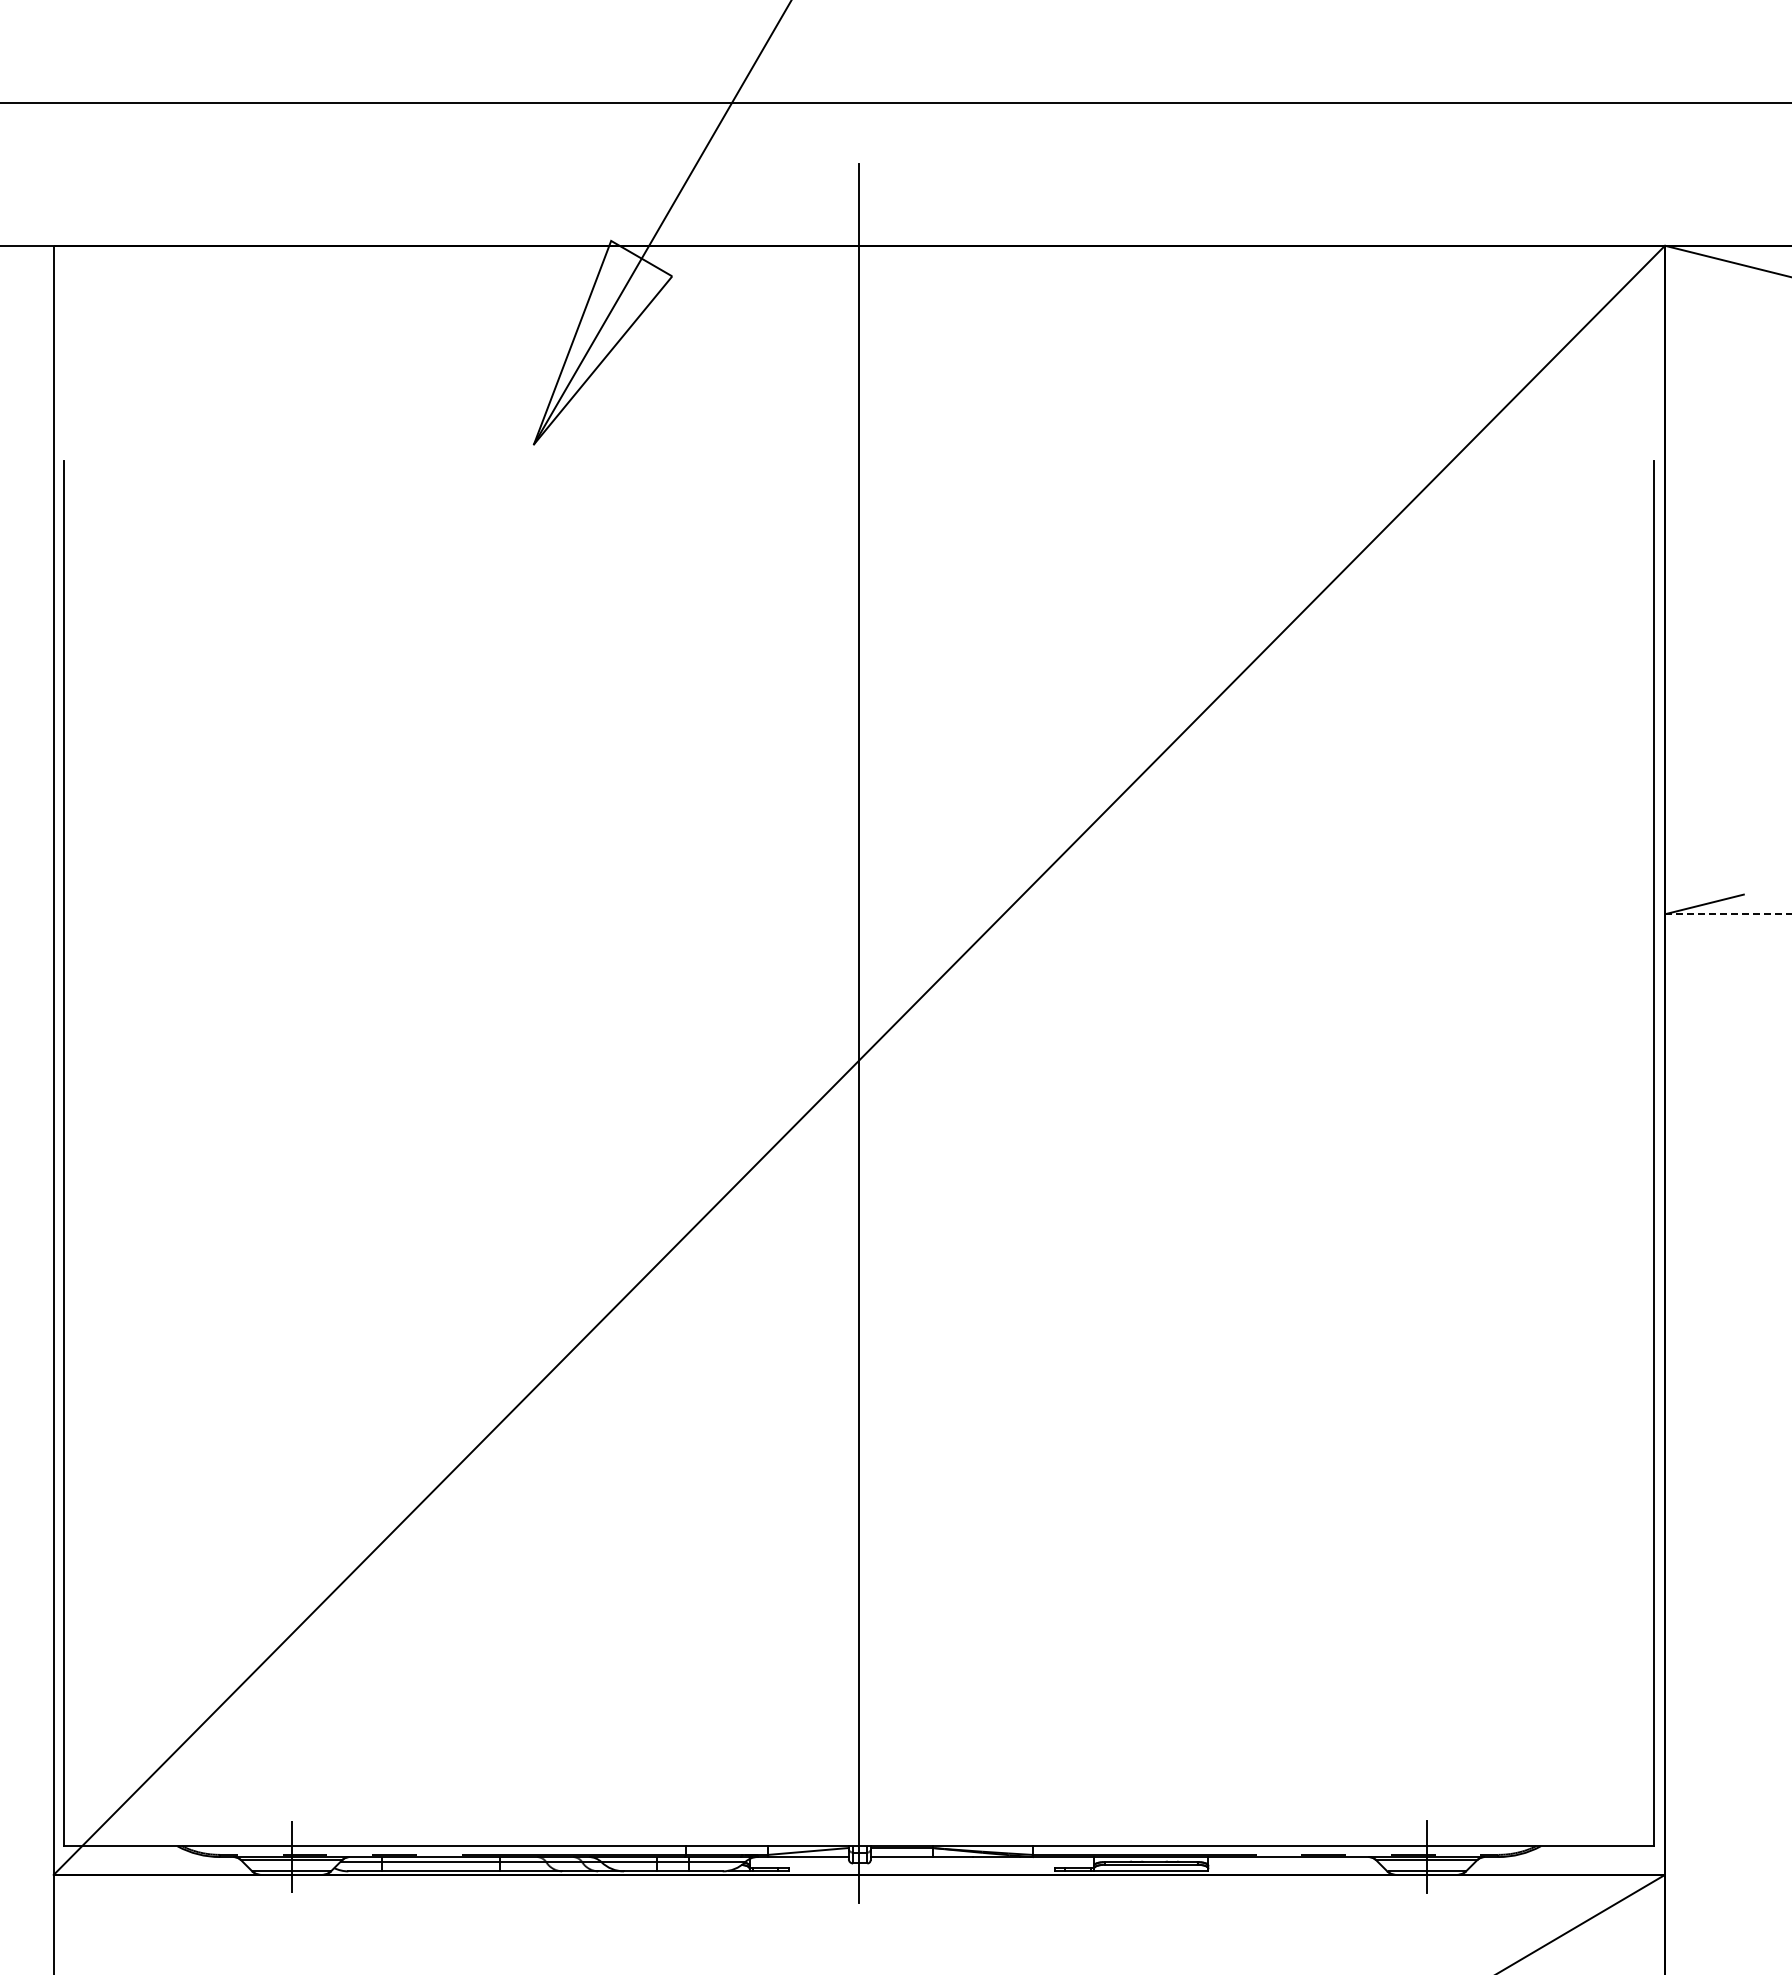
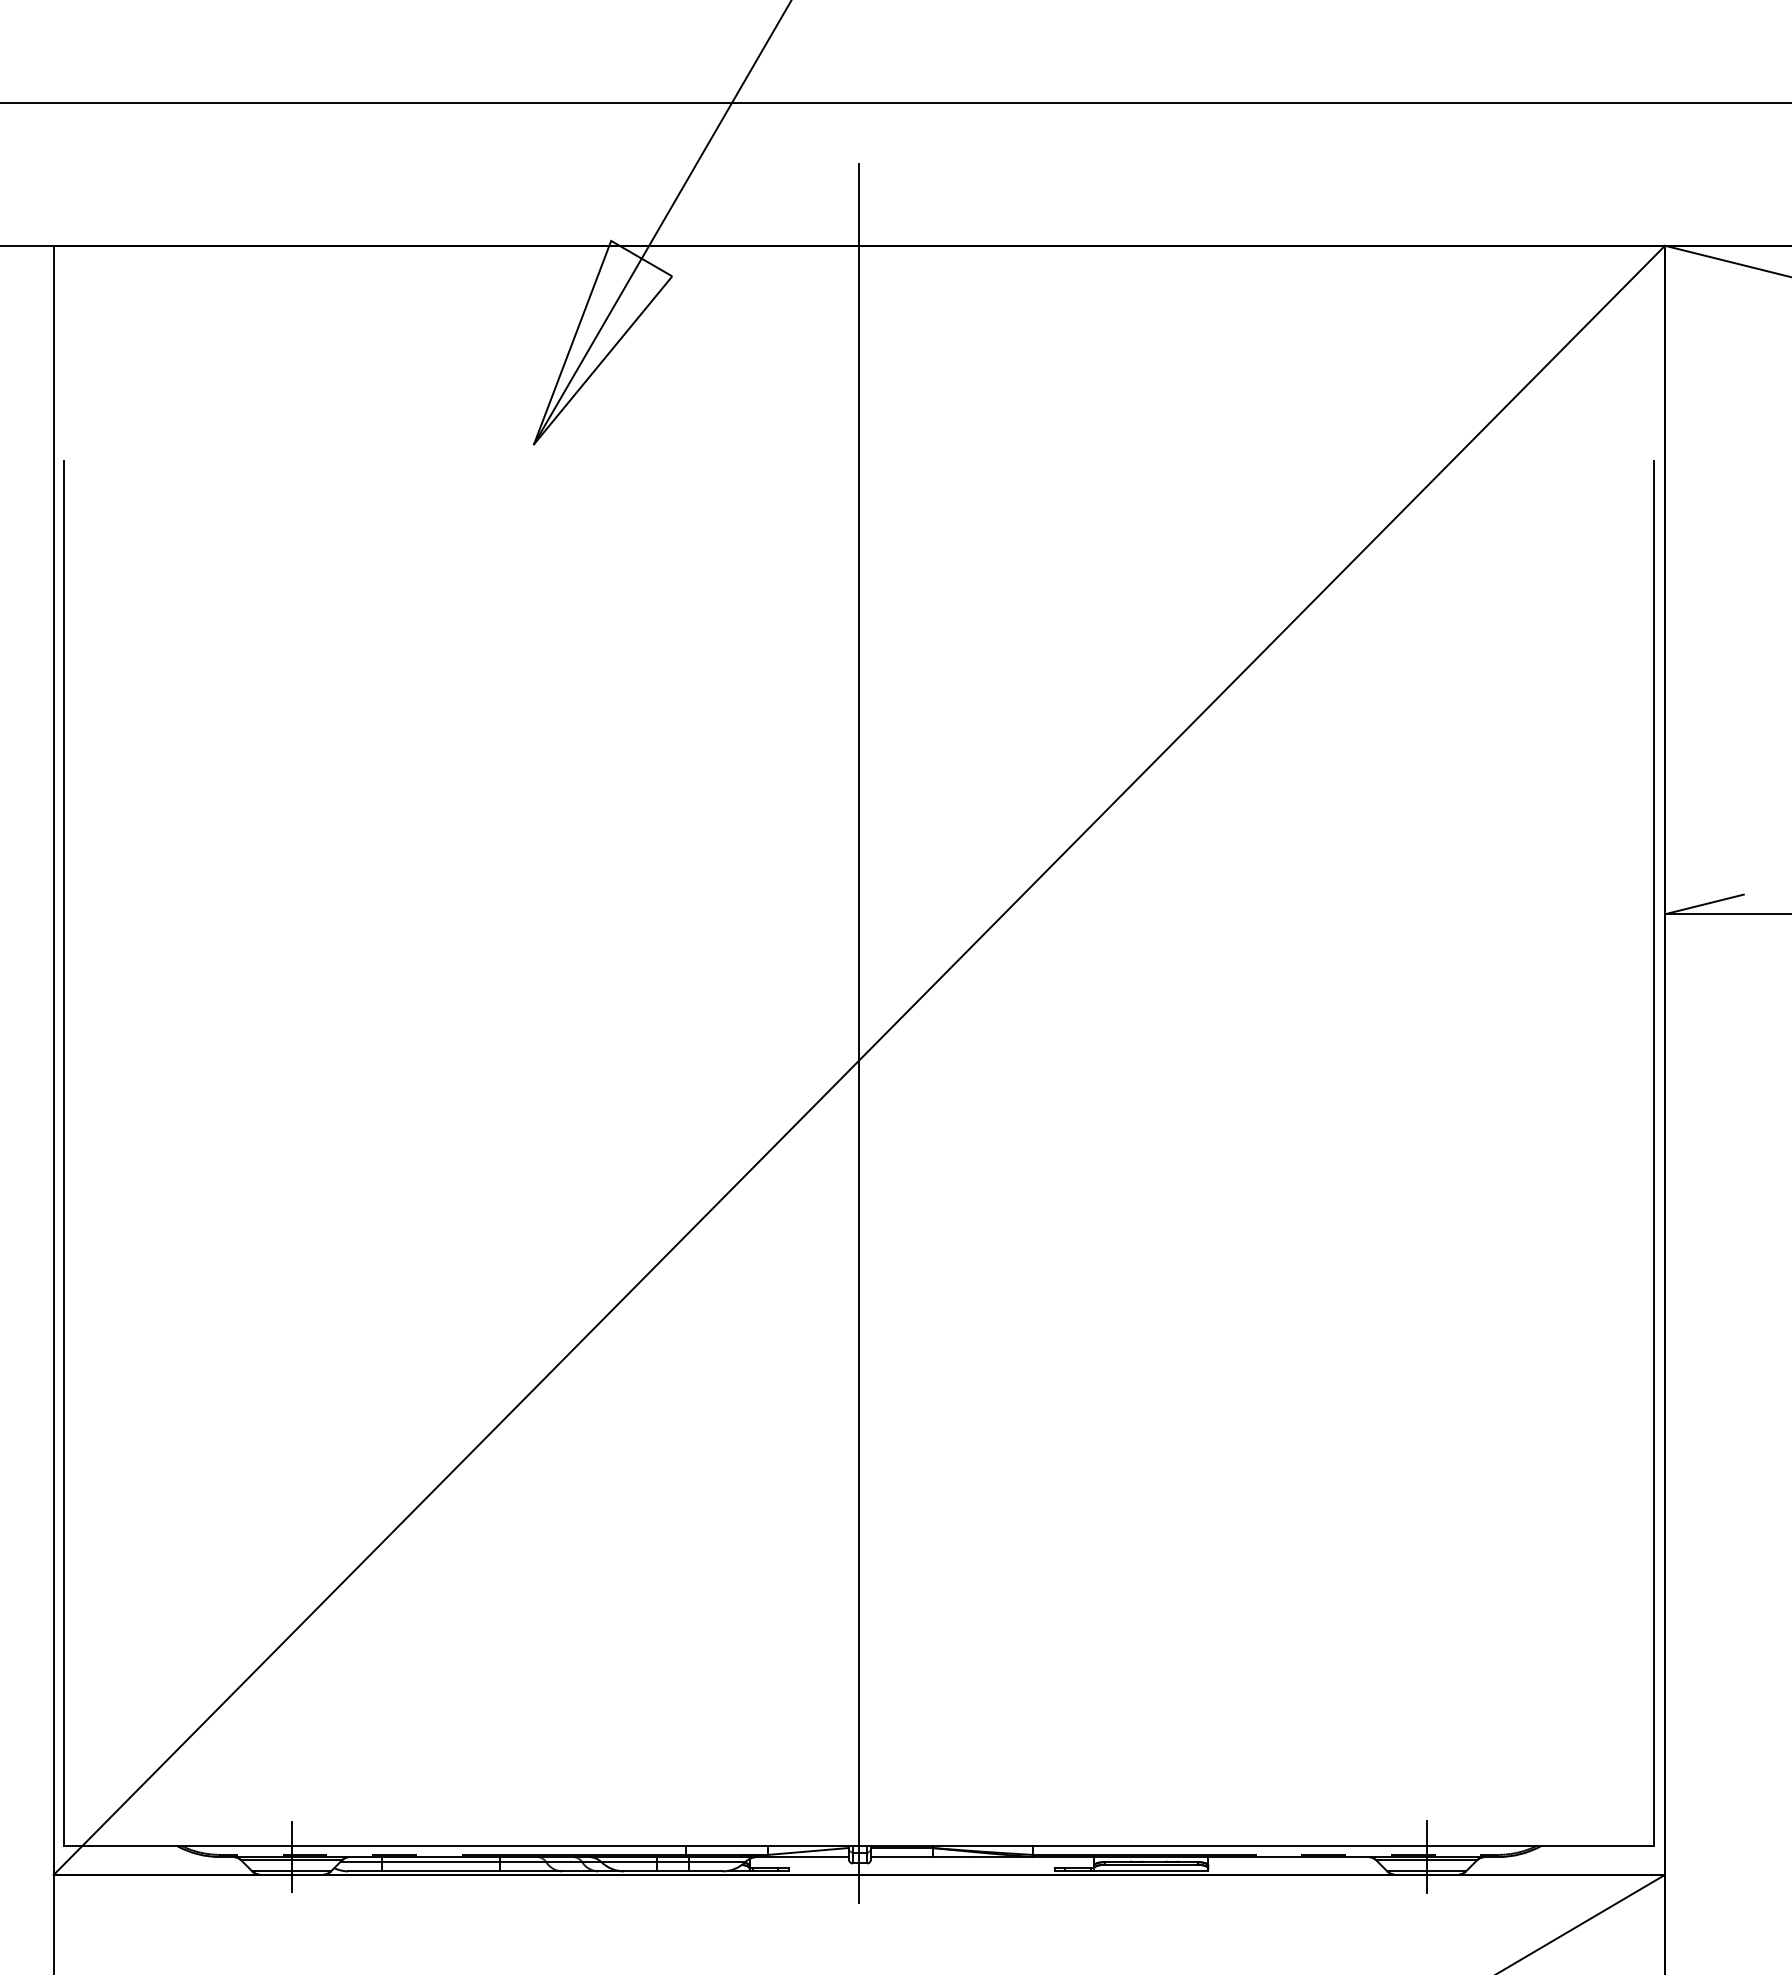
line: dashed -> solid (1728, 914)
